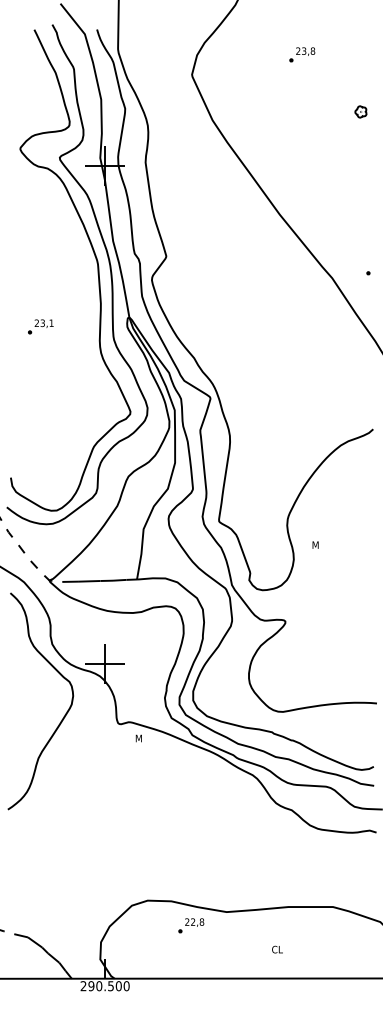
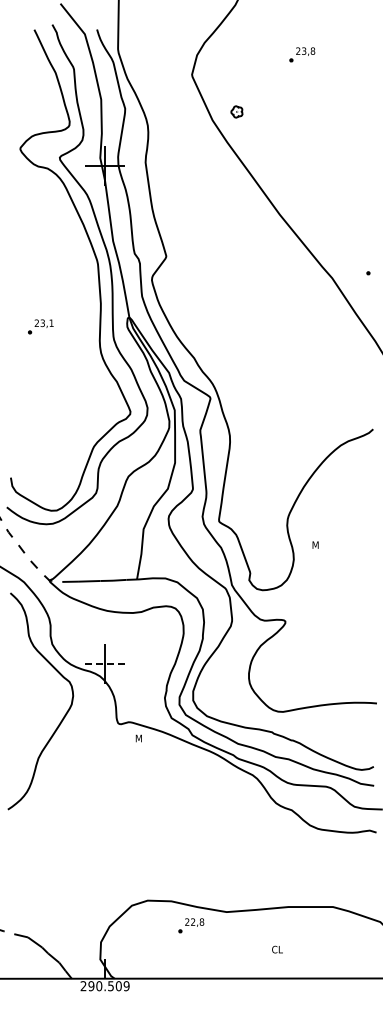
part position: (360, 111) -> (236, 111) (236, 111)
line: solid -> dashed (105, 664)
text: 290.500 -> 290.509 (126, 986)
